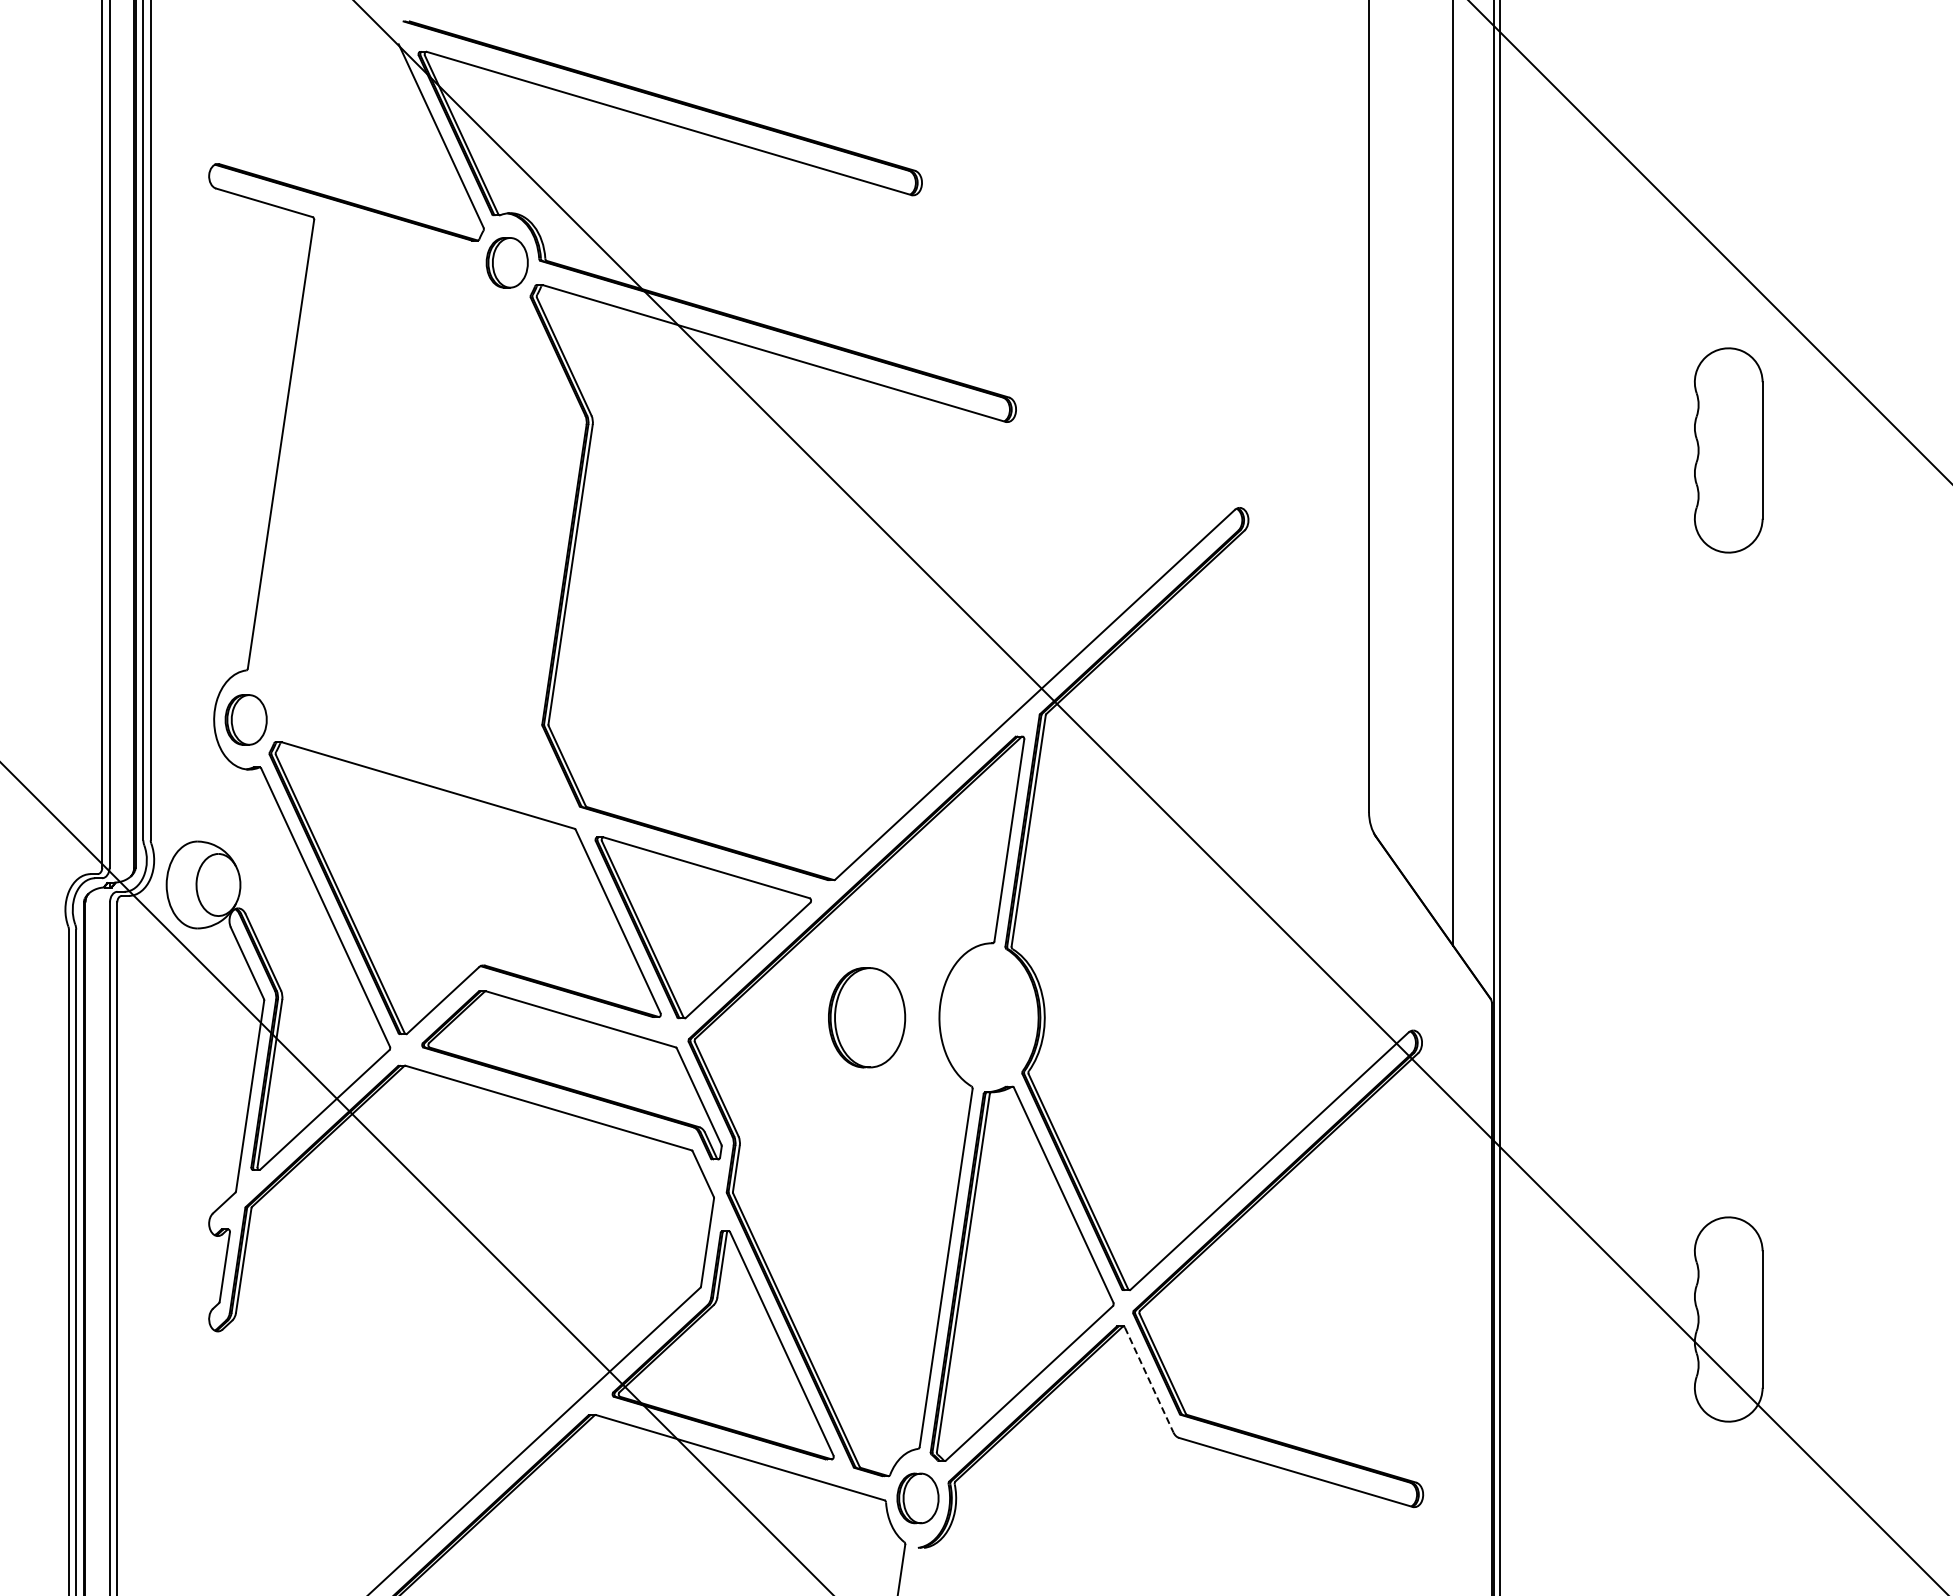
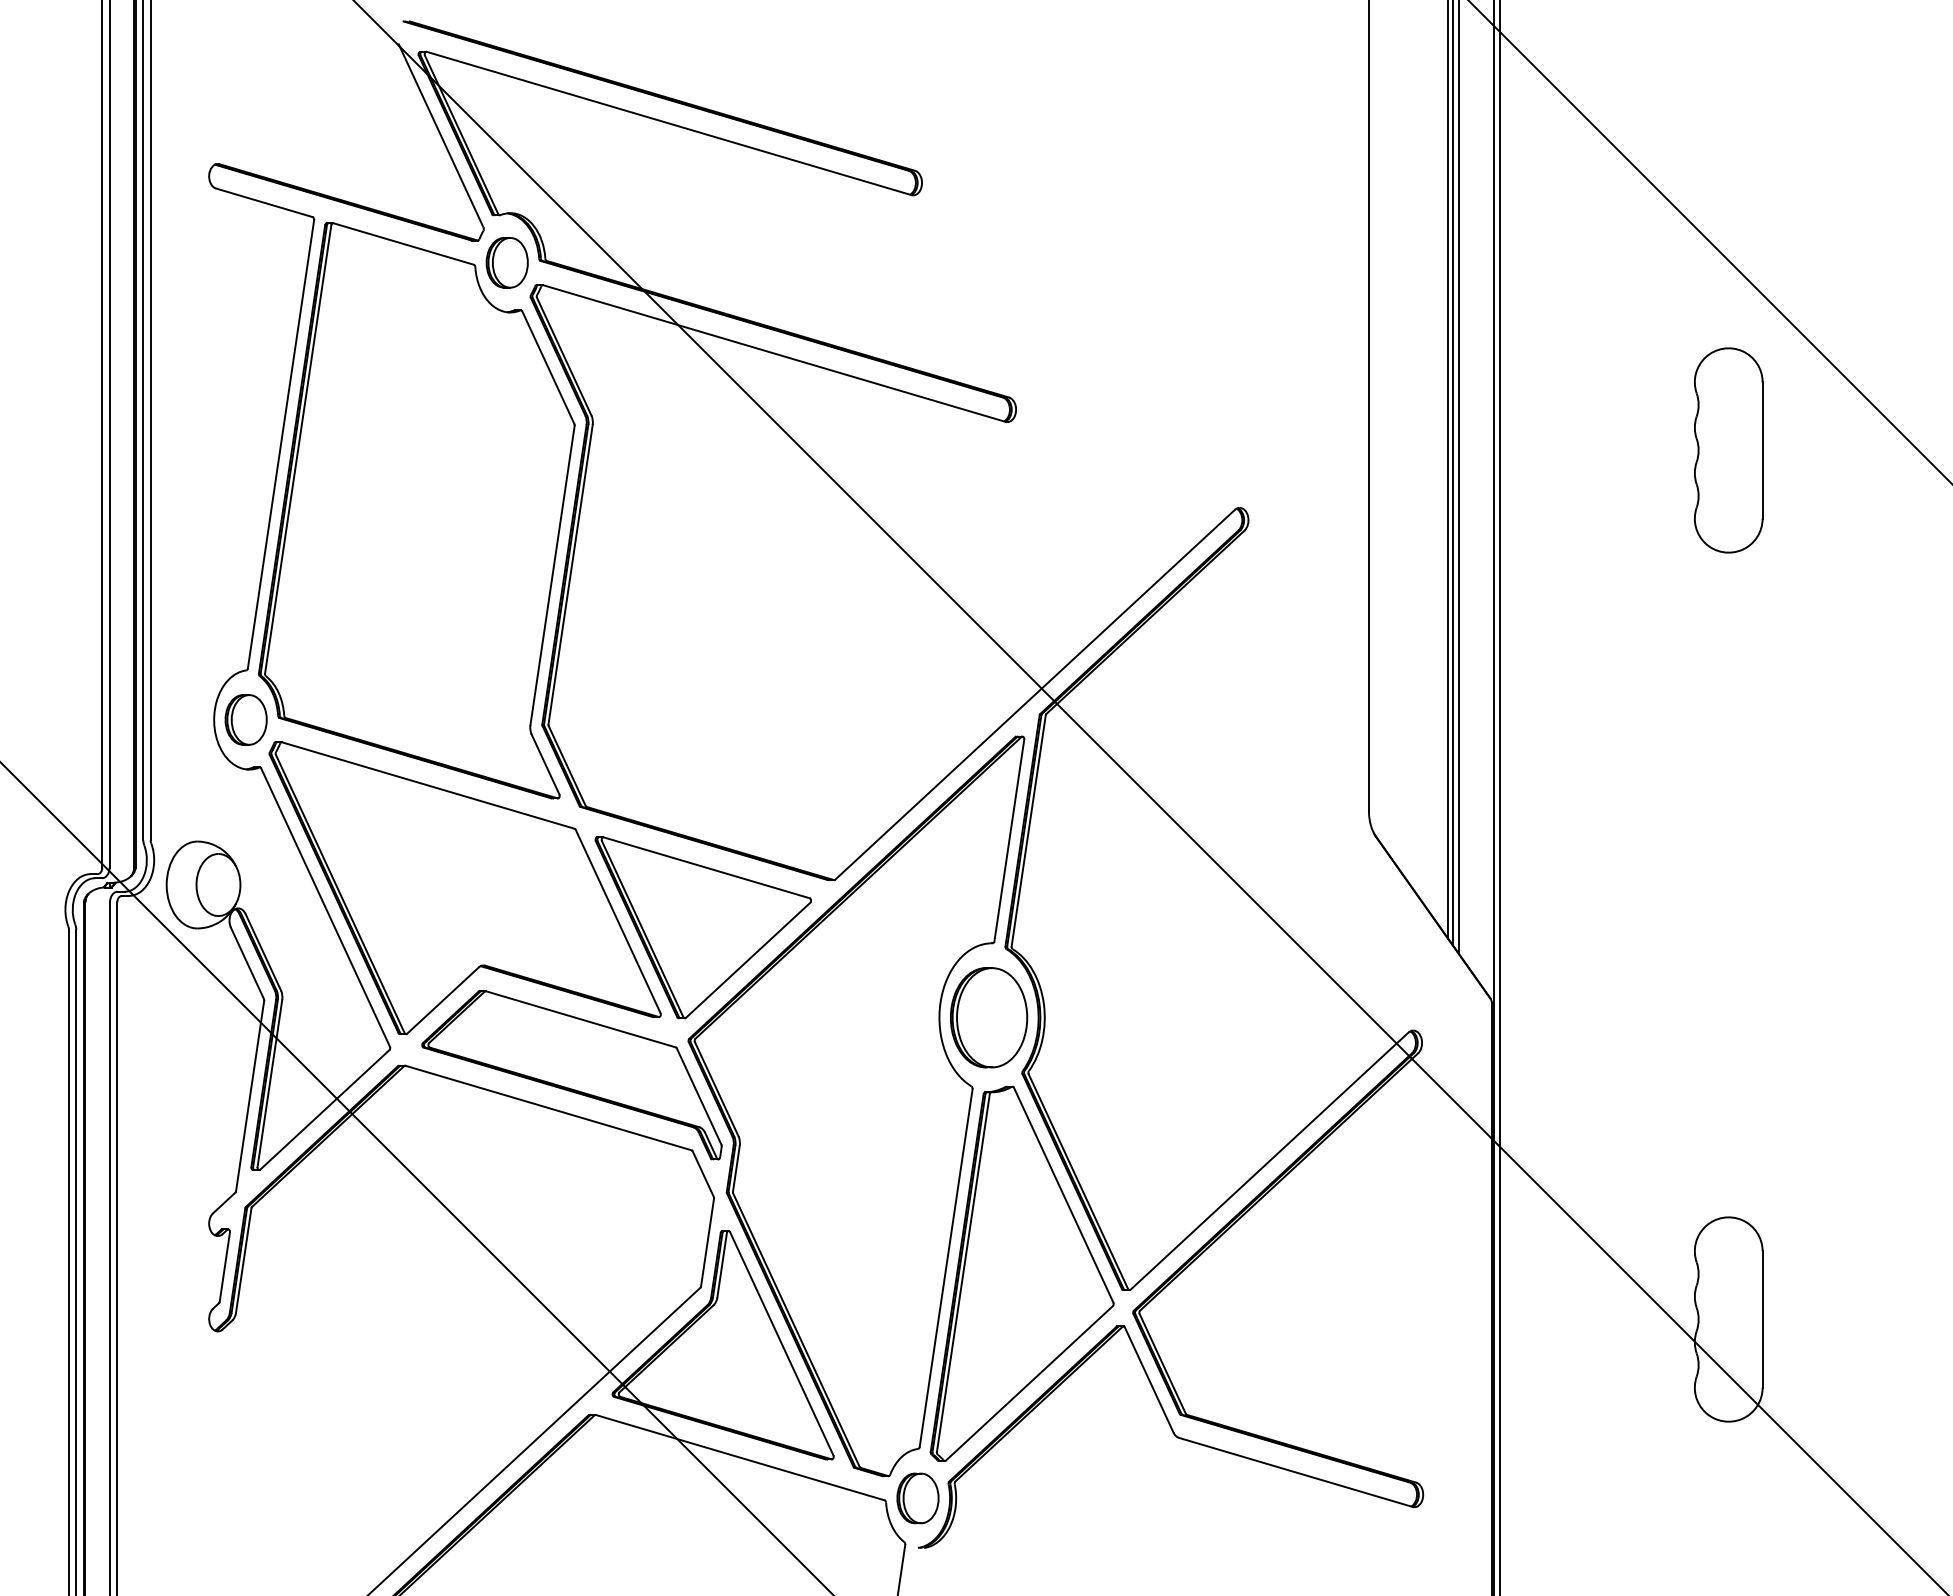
line: none -> present (1448, 470)
line: none -> present (1459, 478)
part: none -> present (416, 510)
part position: (867, 1017) -> (989, 1017) (989, 1017)
line: dashed -> solid (1149, 1380)
